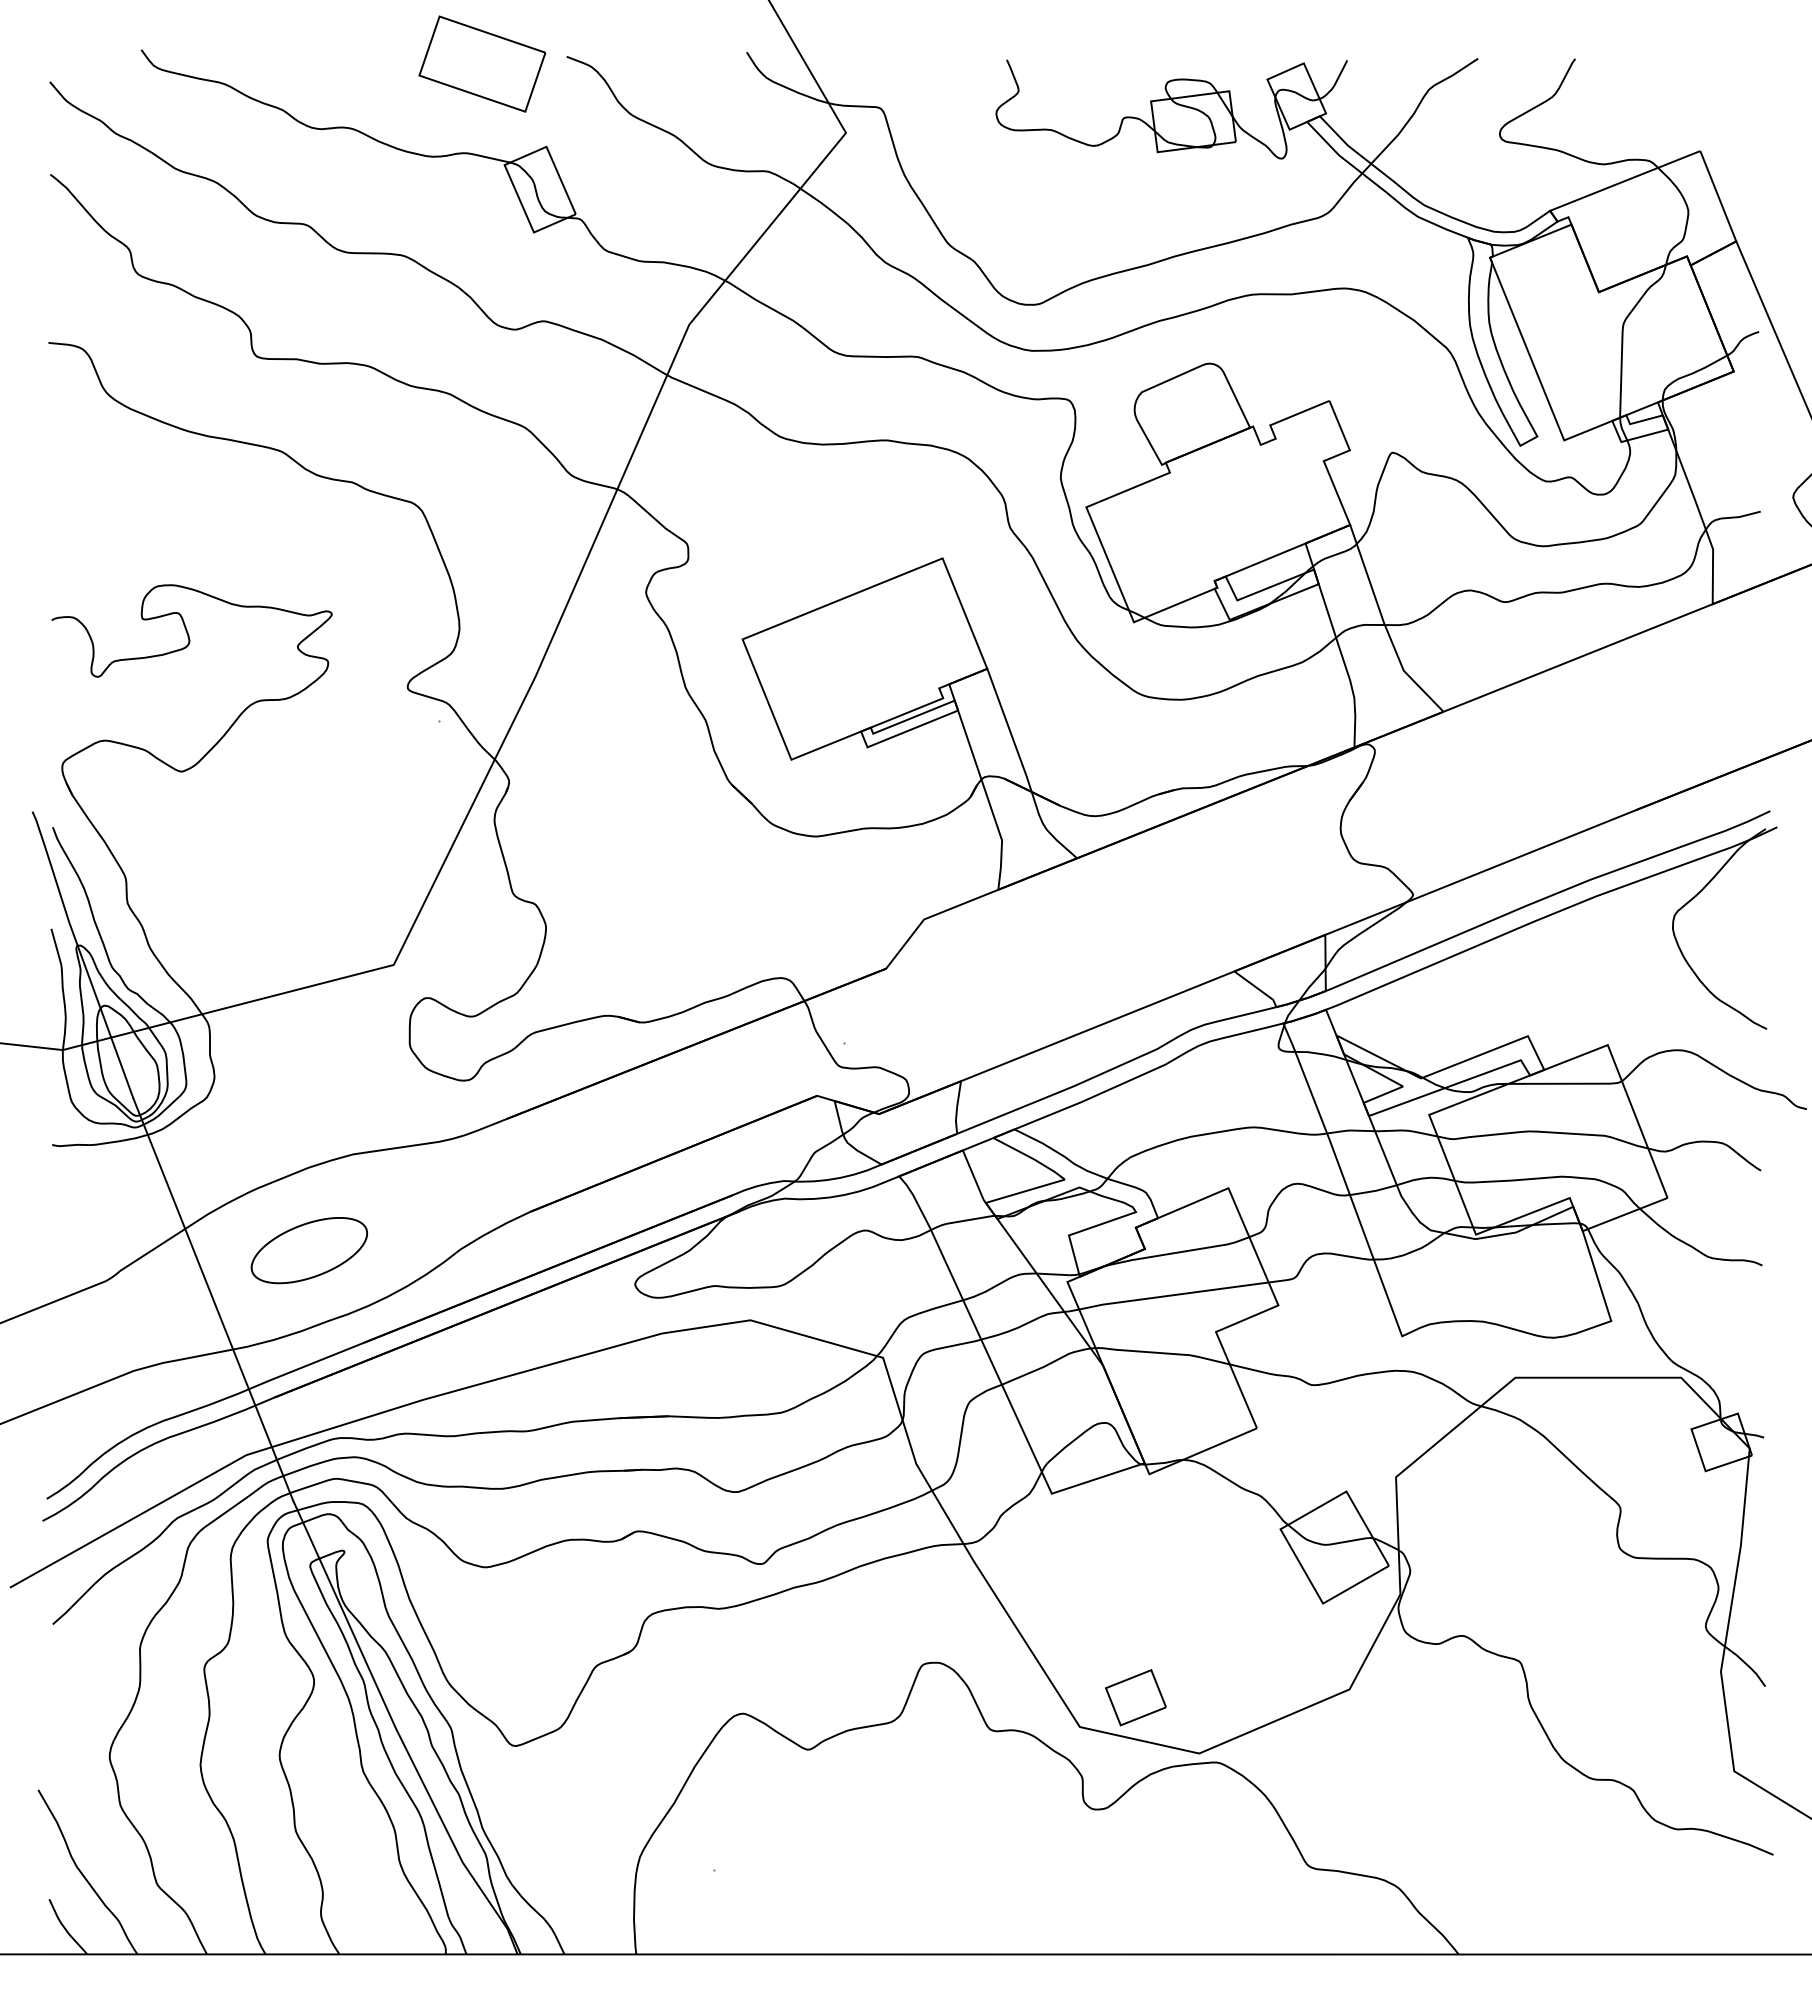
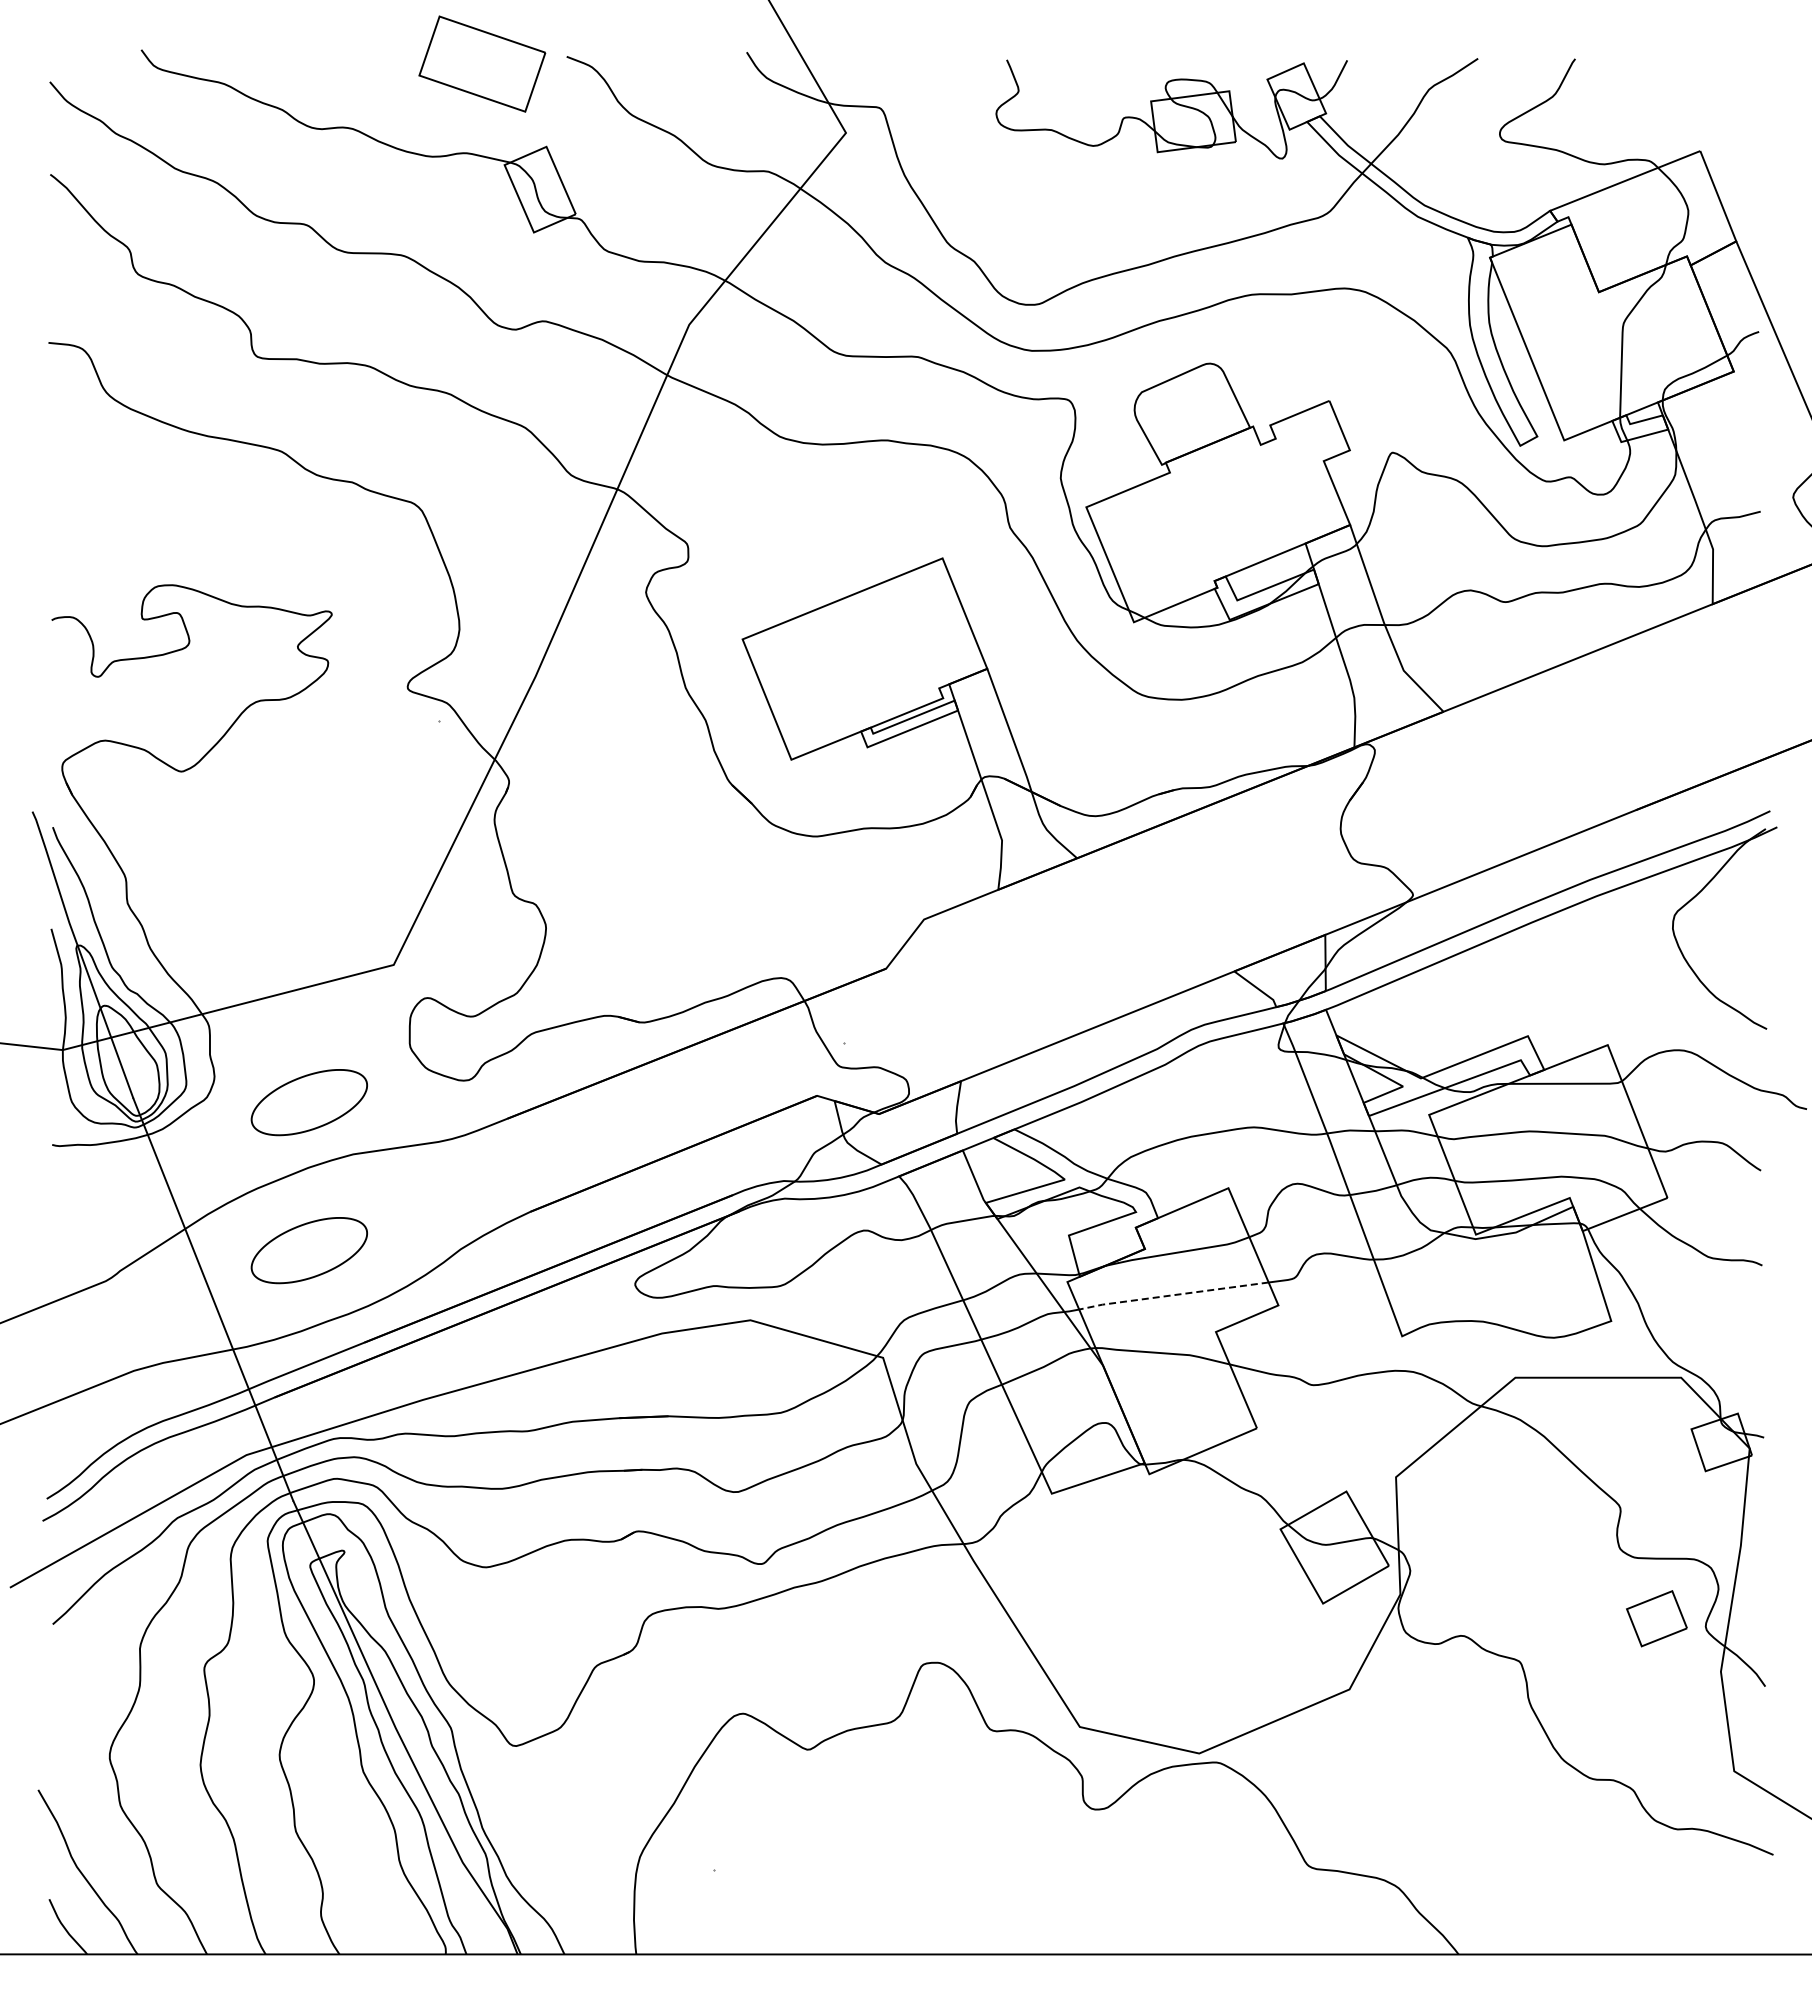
part: none -> present (308, 1102)
line: solid -> dashed (1172, 1295)
part position: (1135, 1697) -> (1656, 1618) (1656, 1618)
